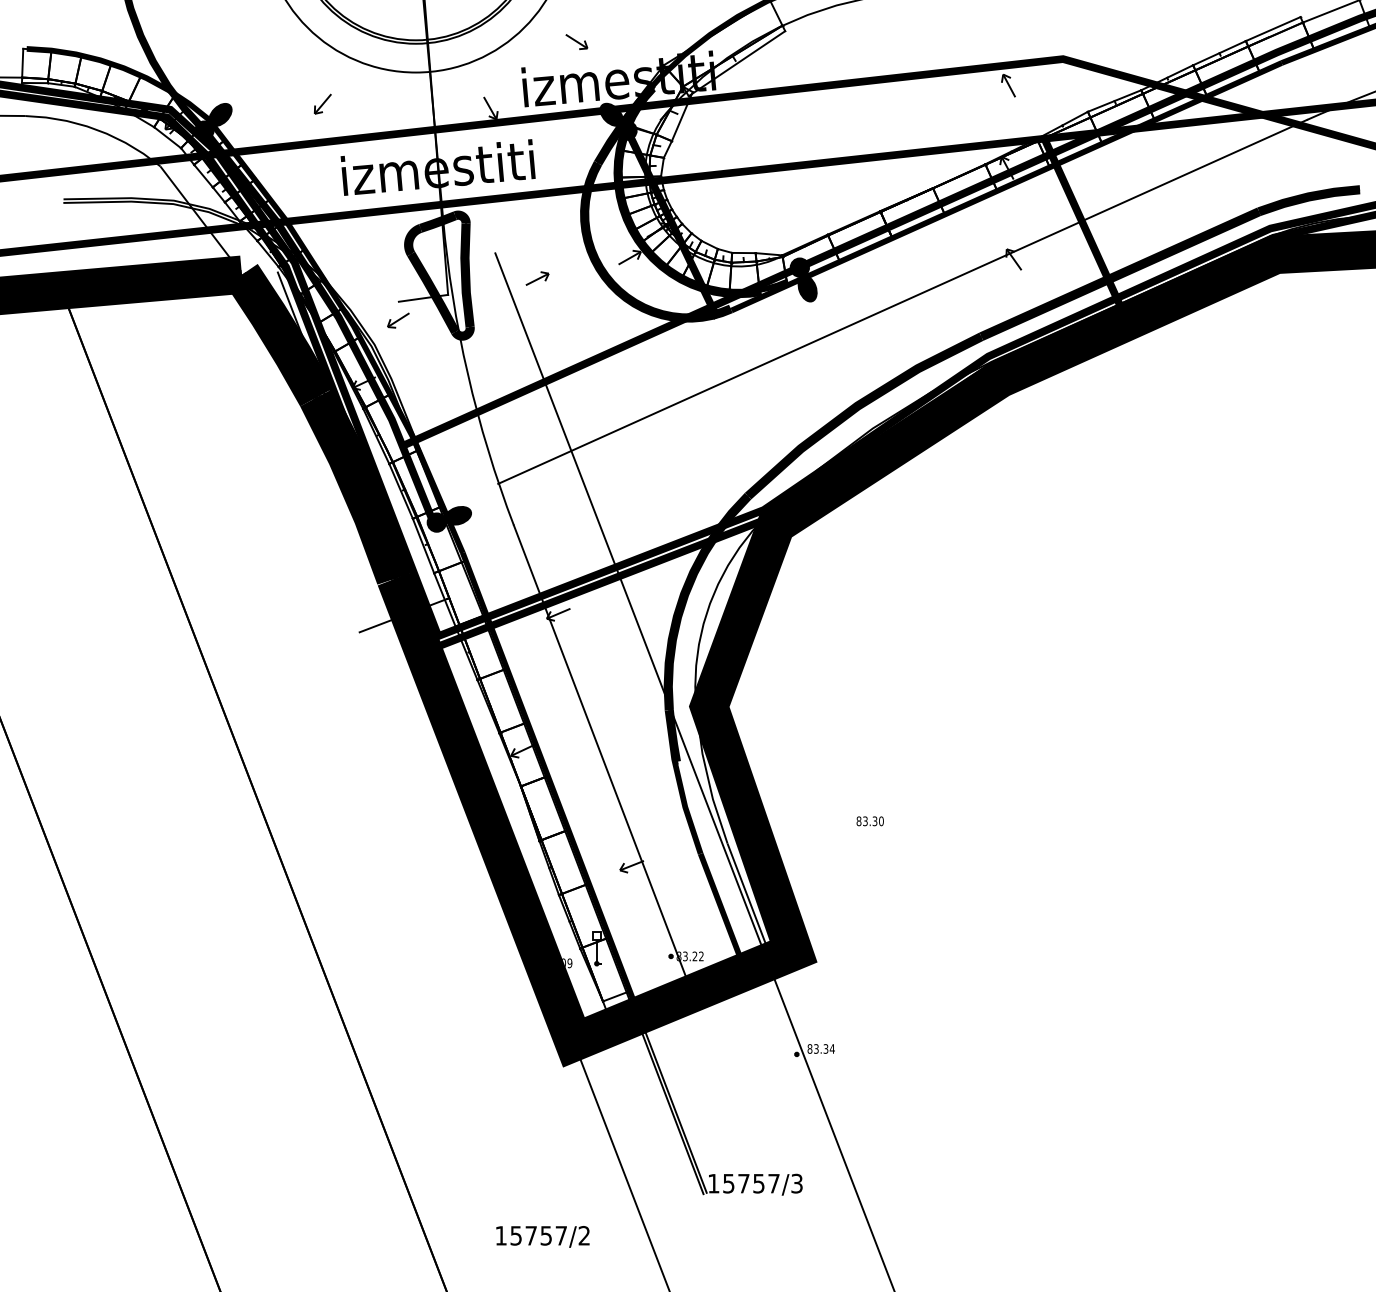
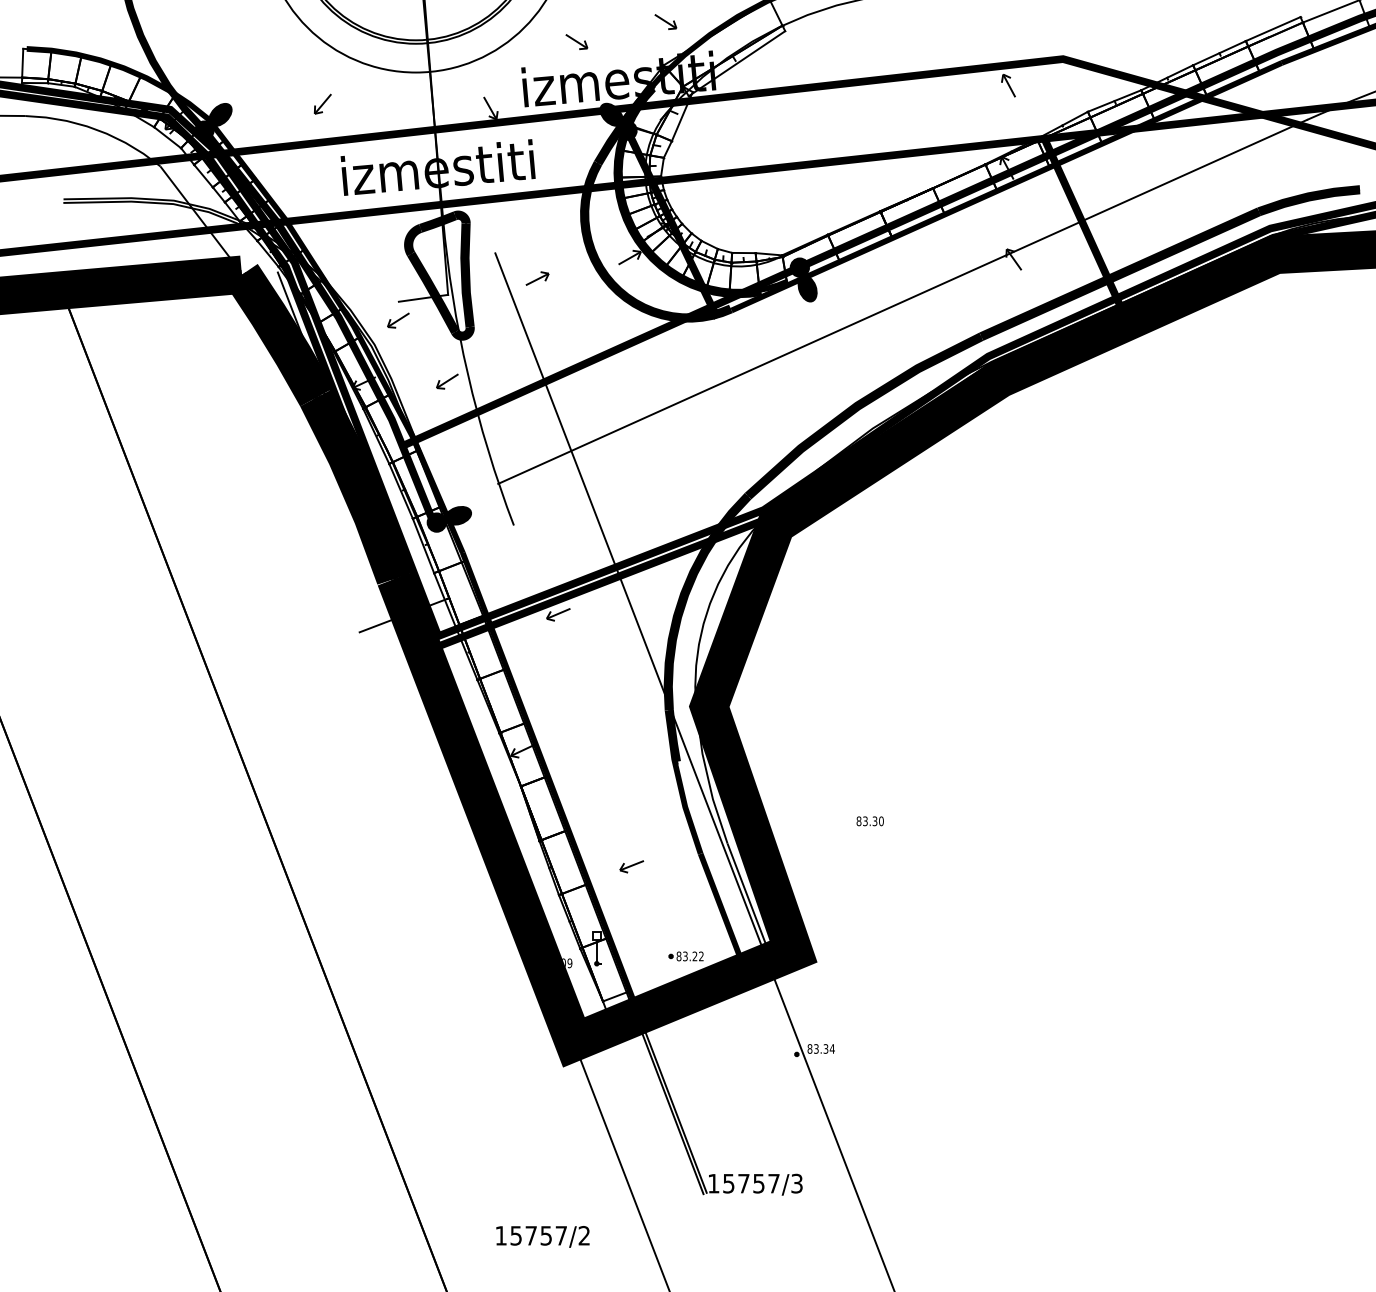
part: none -> present (665, 21)
part: none -> present (447, 381)
line: present -> none (602, 759)
